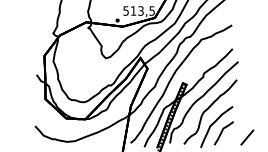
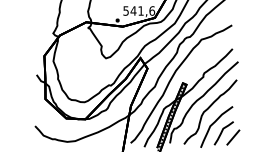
text: 513,5 -> 541,6 (142, 10)
line position: (247, 137) -> (233, 137) (233, 137)
